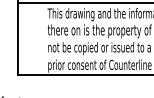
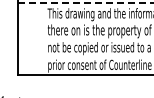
line: solid -> dashed (86, 3)
